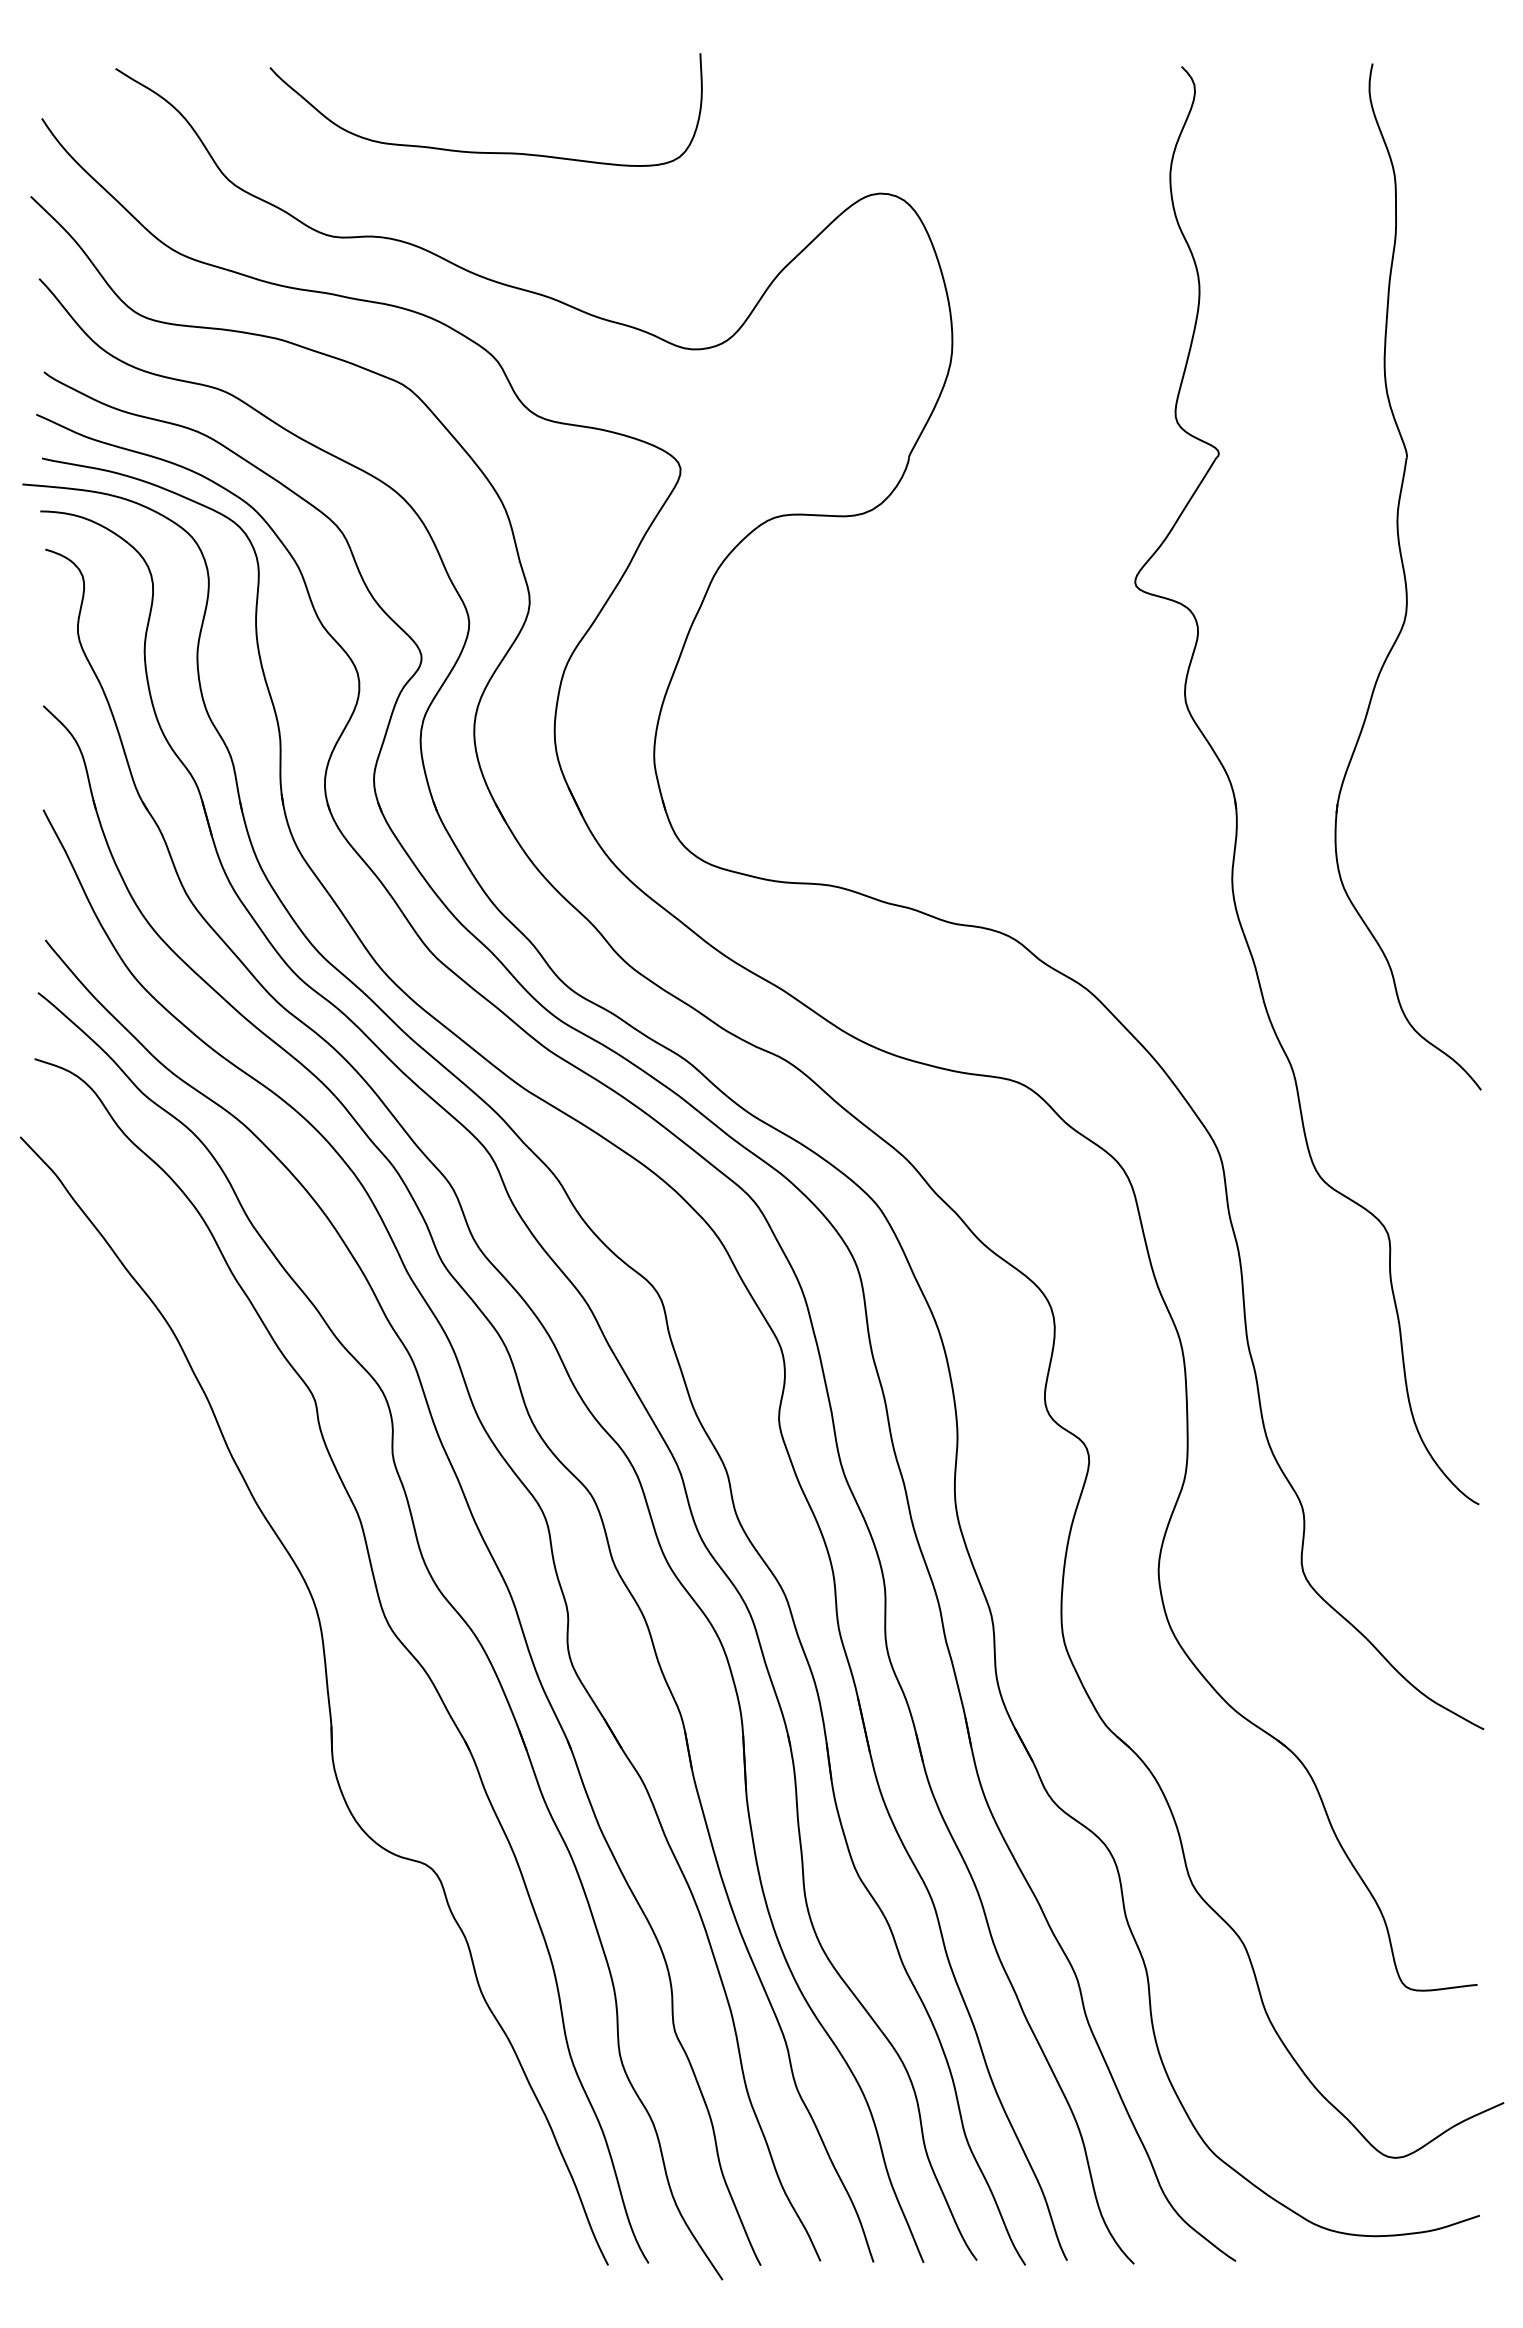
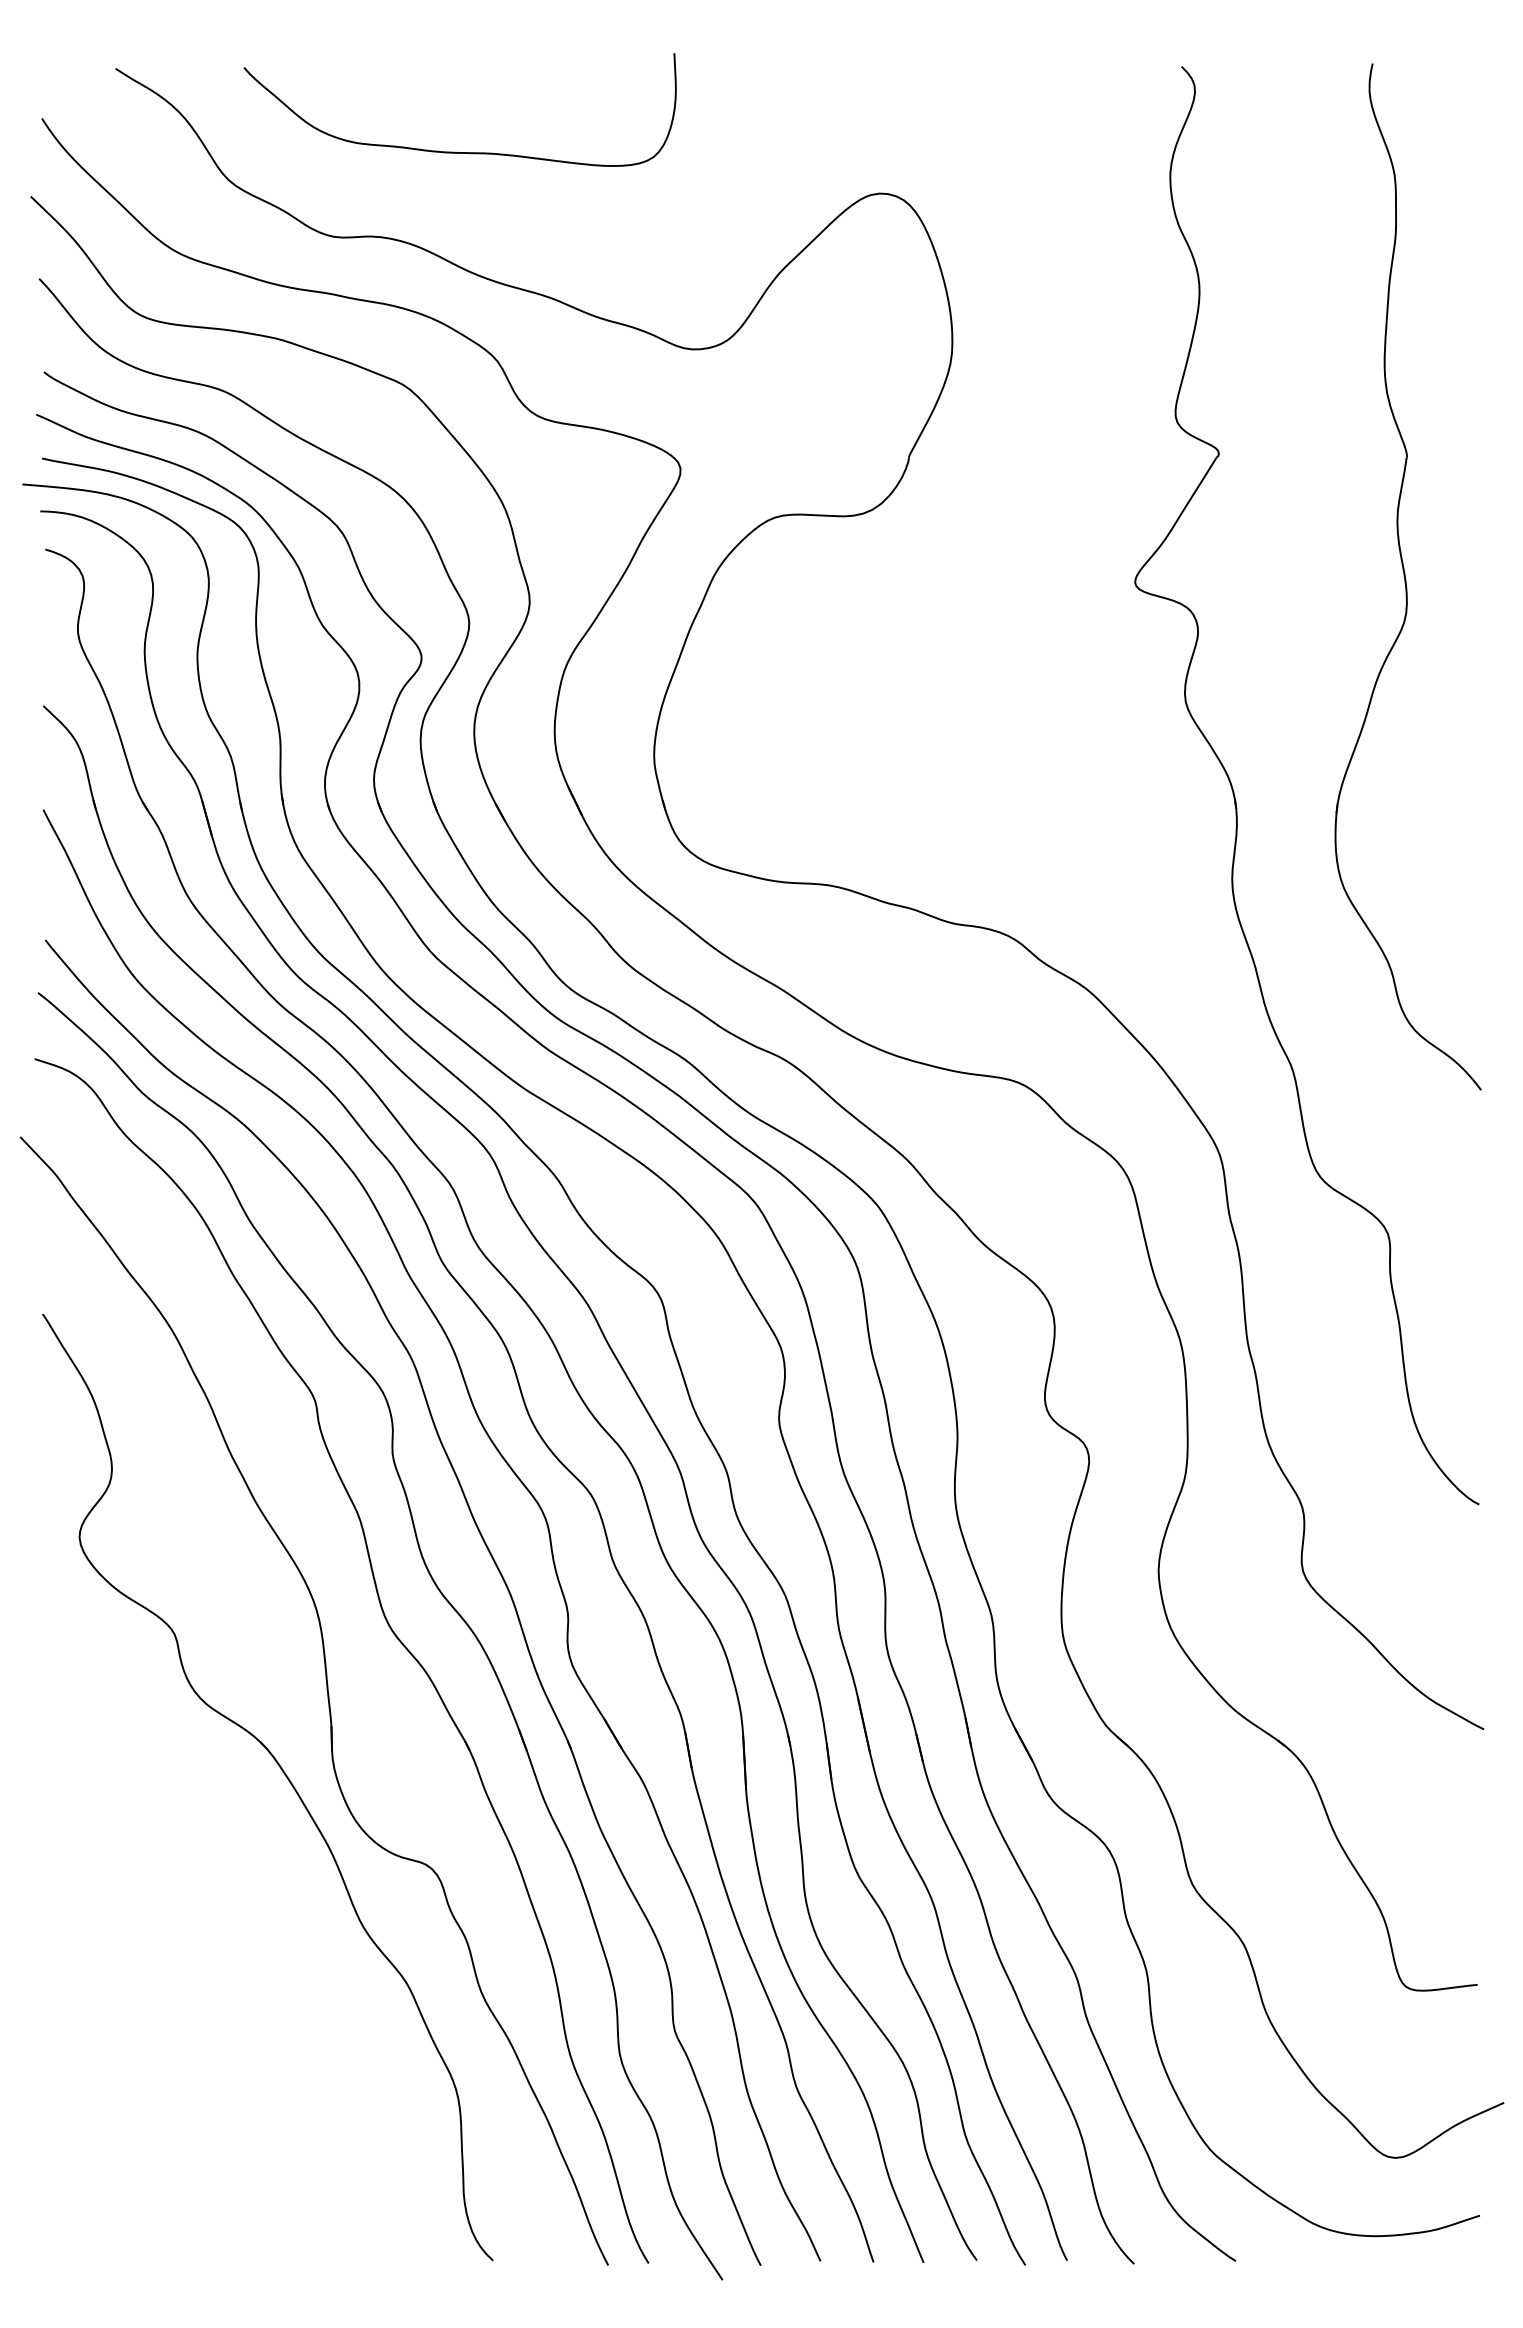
curve position: (480, 151) -> (454, 151) (454, 151)
part: none -> present (286, 1778)
